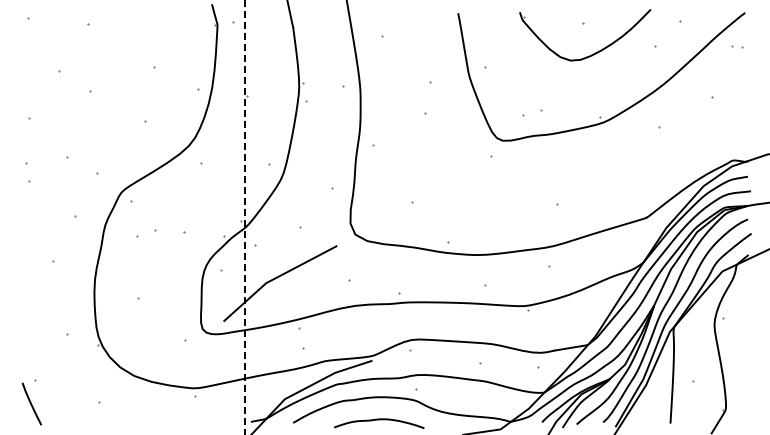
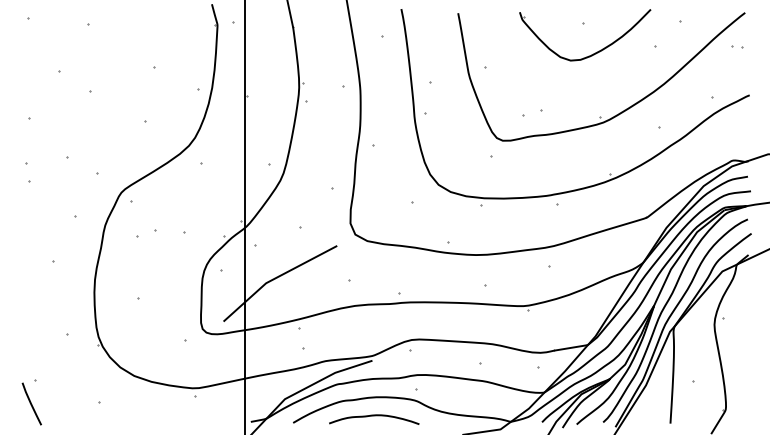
part: none -> present (610, 173)
line: dashed -> solid (245, 217)
curve position: (379, 420) -> (374, 416) (374, 416)
